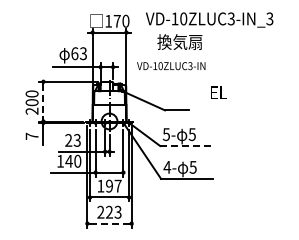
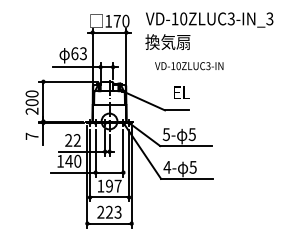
text position: (179, 41) -> (167, 41) (167, 41)
text position: (171, 66) -> (189, 66) (189, 66)
text position: (218, 92) -> (181, 92) (181, 92)
line: dashed -> solid (43, 102)
text: 23 -> 22 (76, 140)
line: dashed -> solid (186, 146)
line: dashed -> solid (109, 223)
